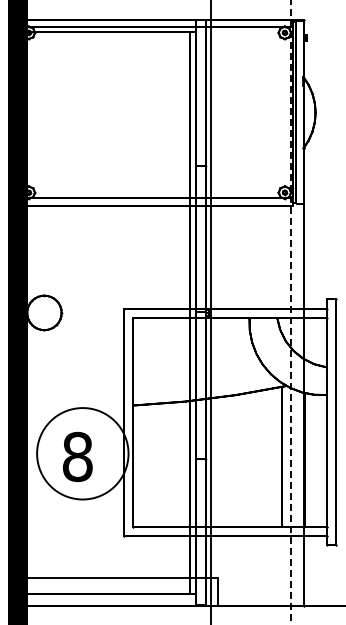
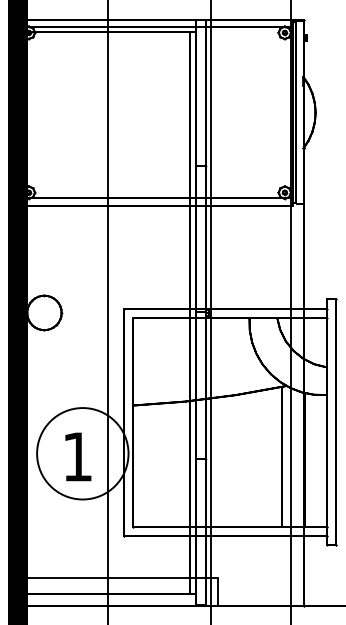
line: none -> present (108, 311)
line: dashed -> solid (291, 312)
text: 8 -> 1 (77, 456)
